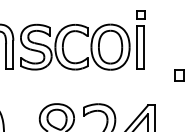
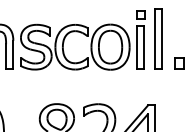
part: none -> present (158, 38)
part position: (179, 75) -> (179, 63) (179, 63)
